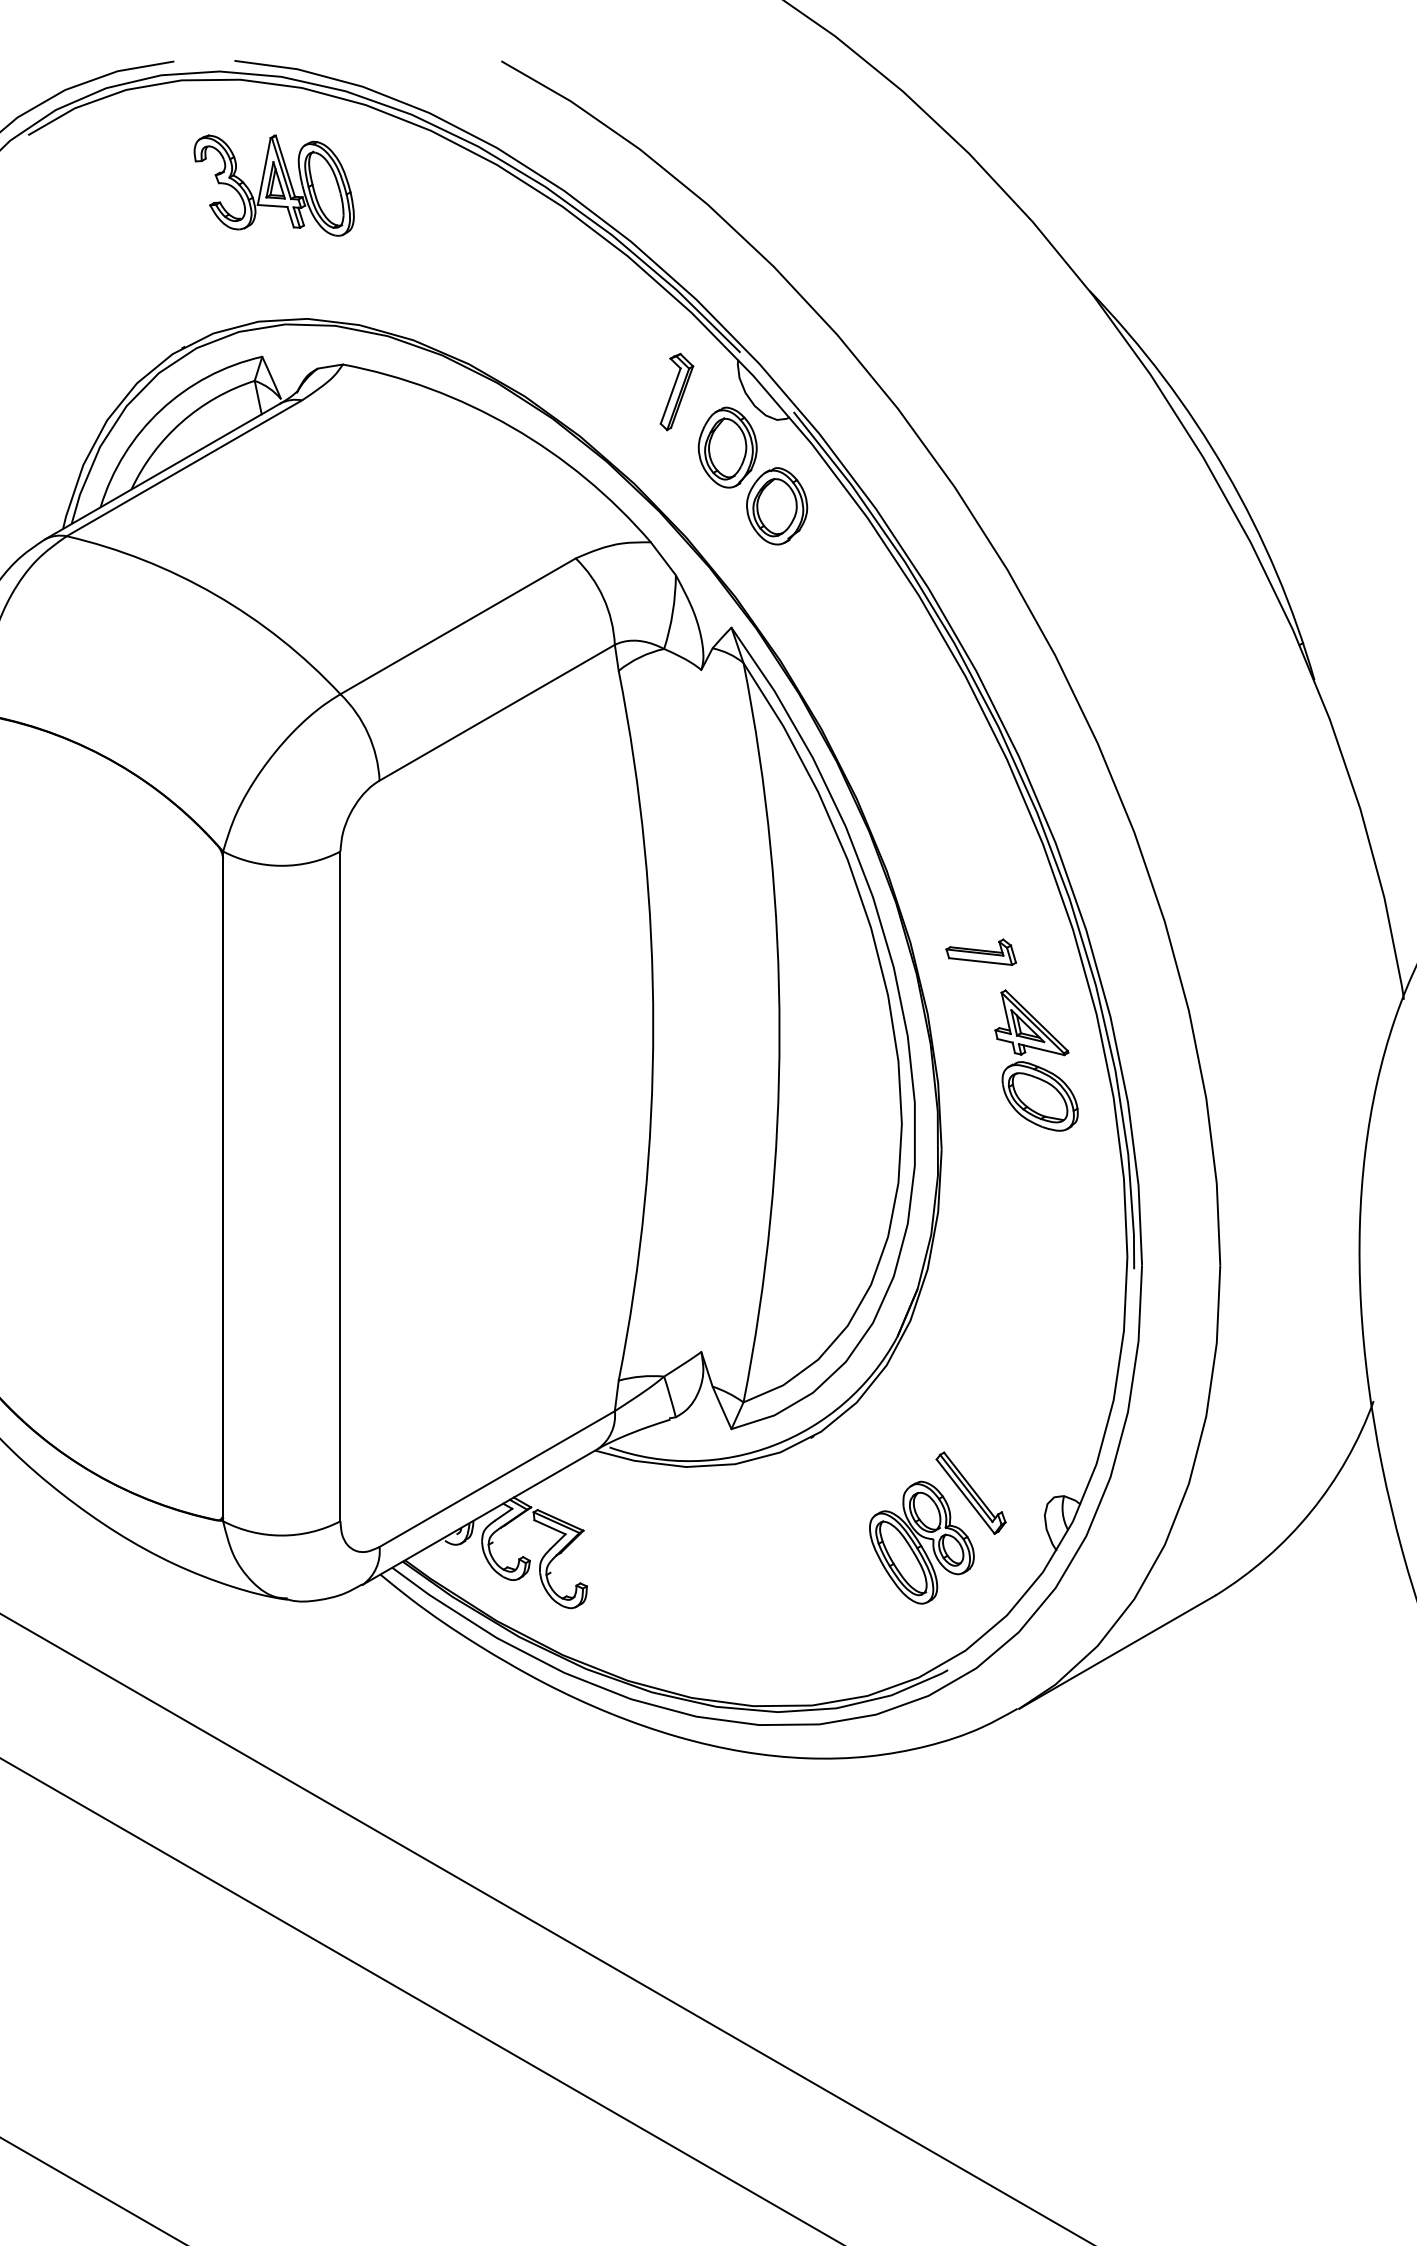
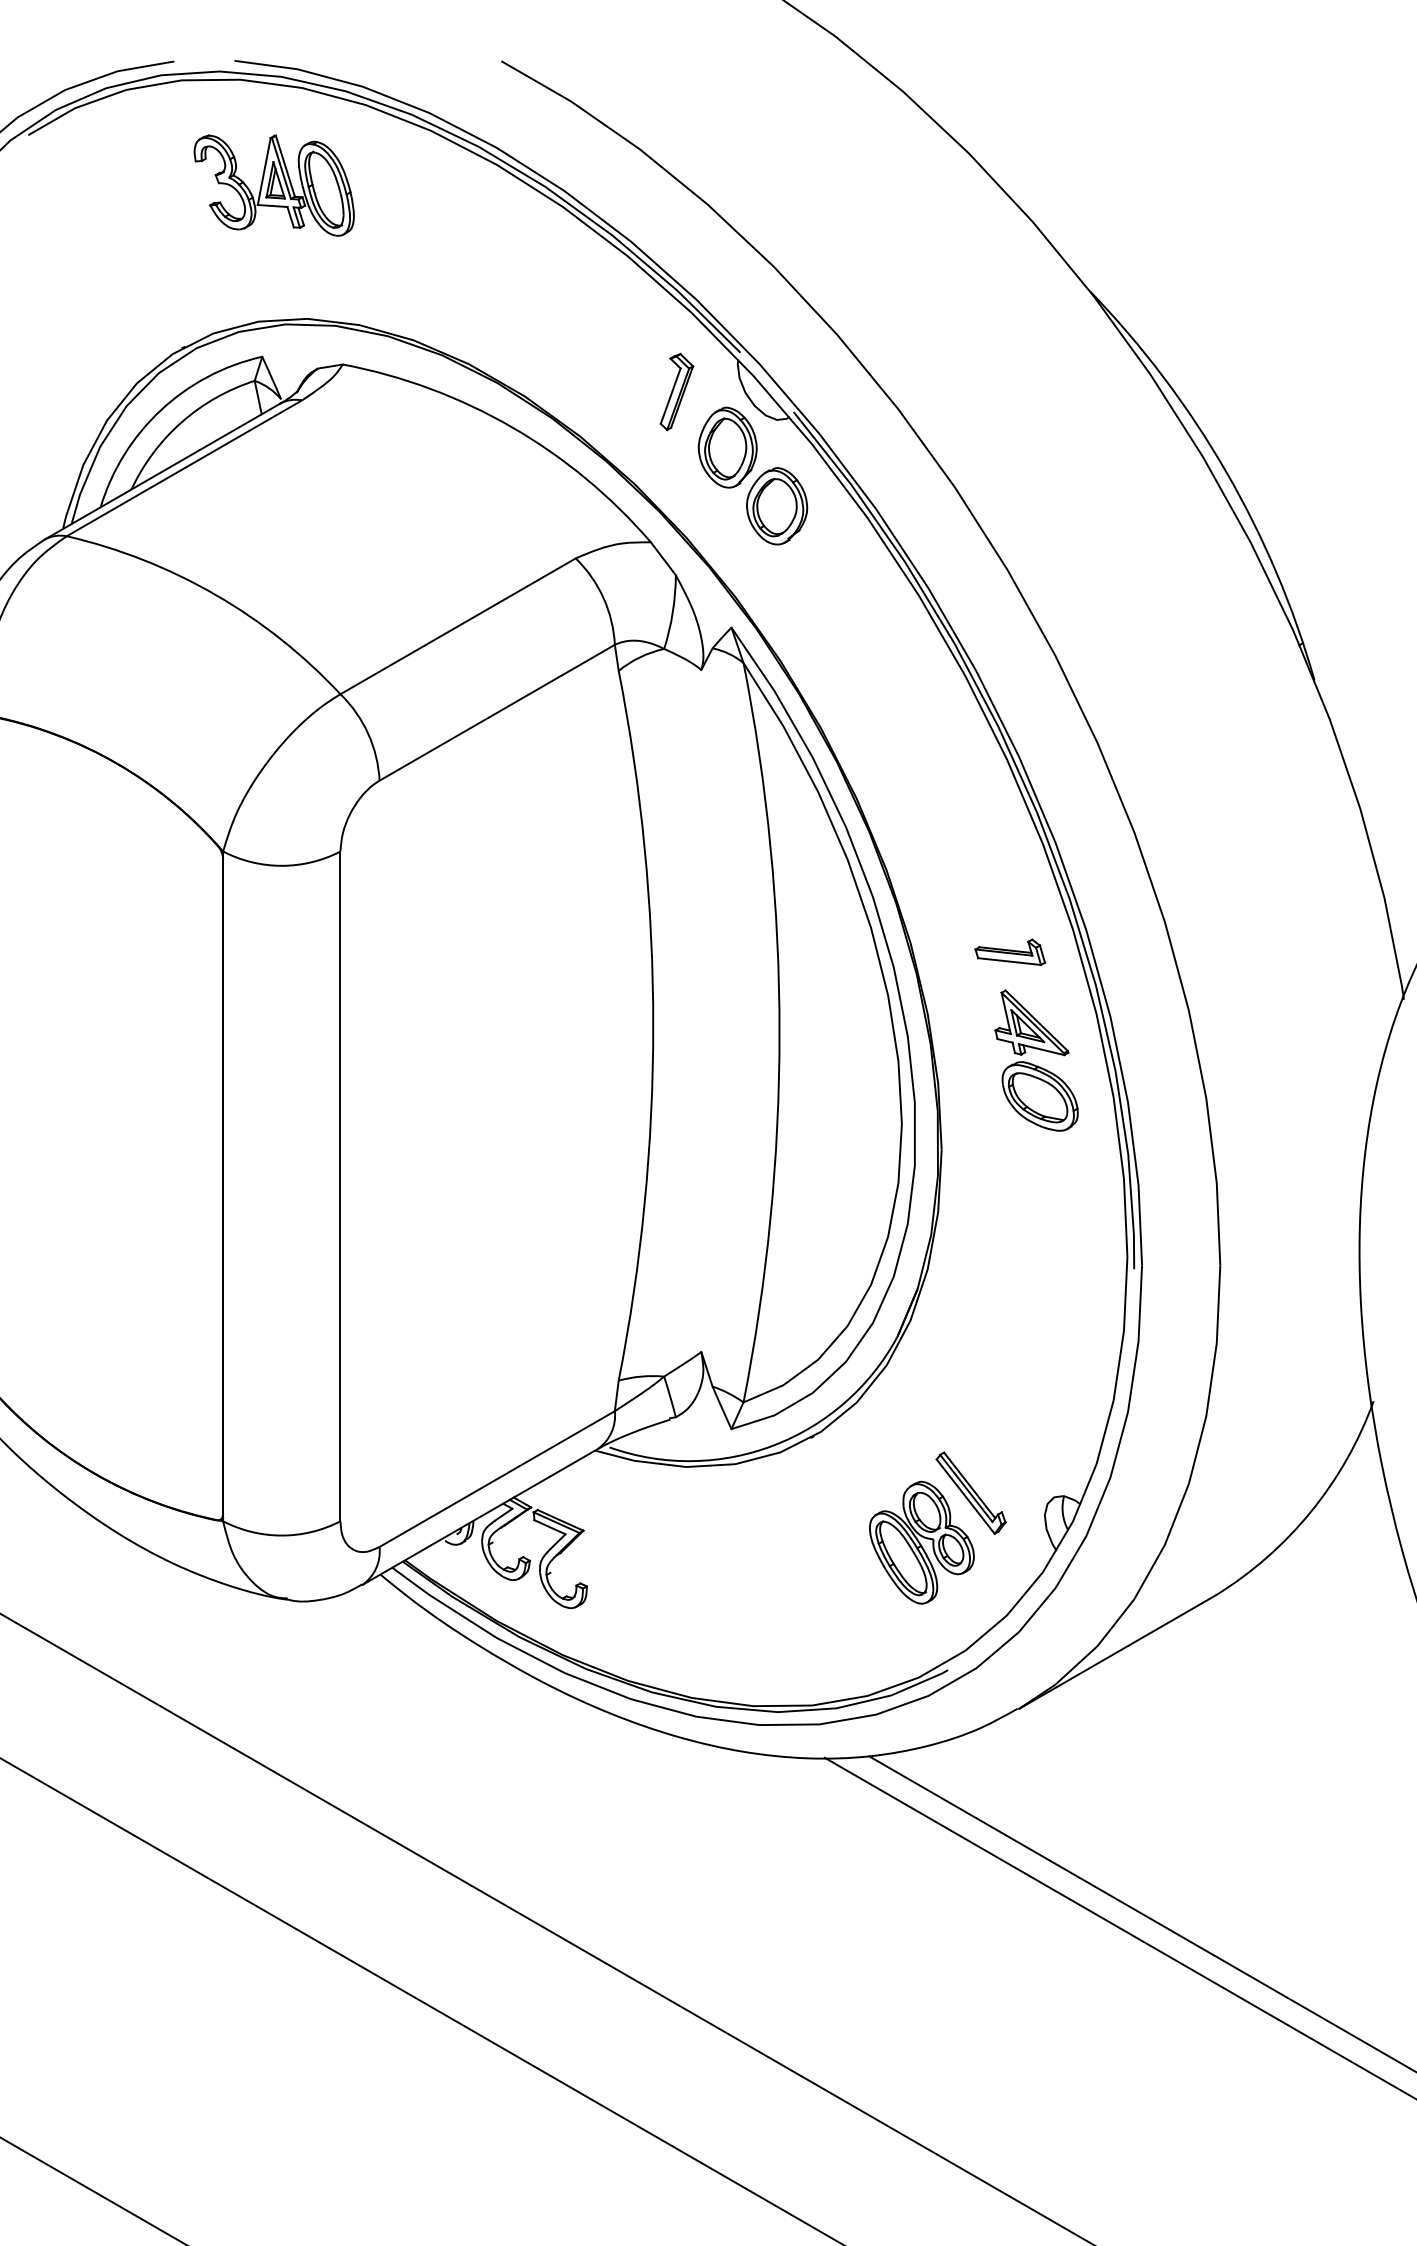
part position: (980, 952) -> (1009, 952) (1009, 952)
line: none -> present (1141, 1913)
line: none -> present (1118, 1927)
